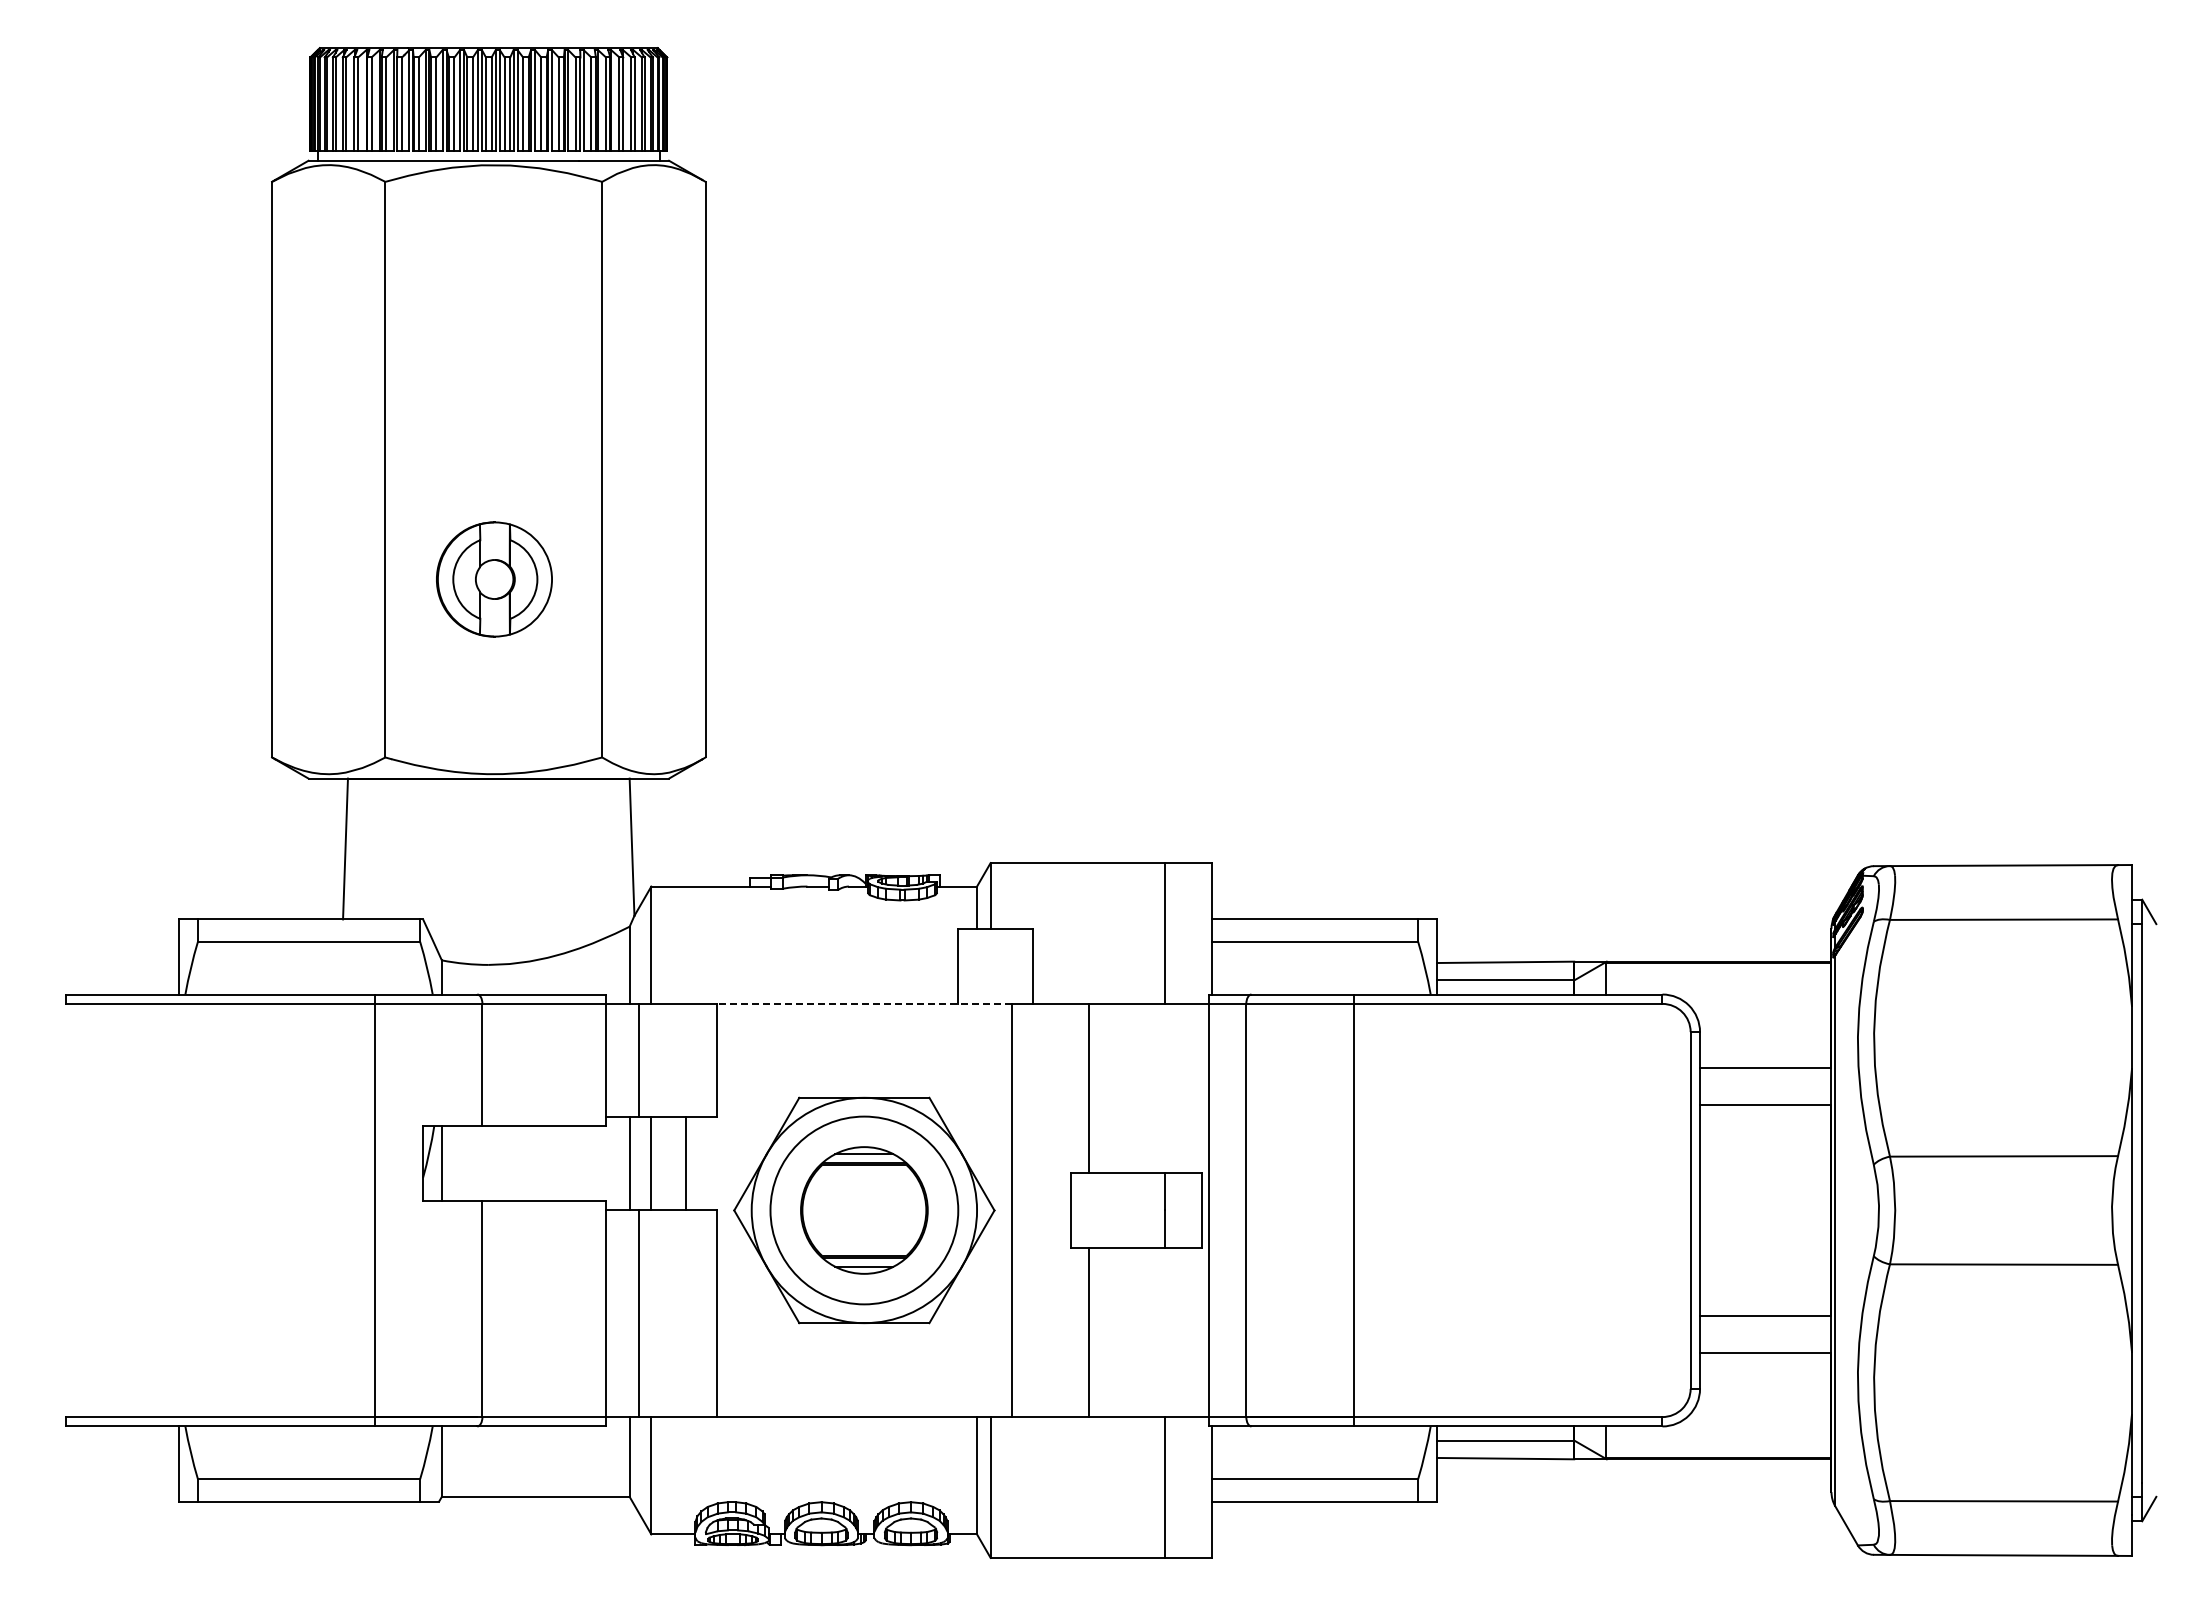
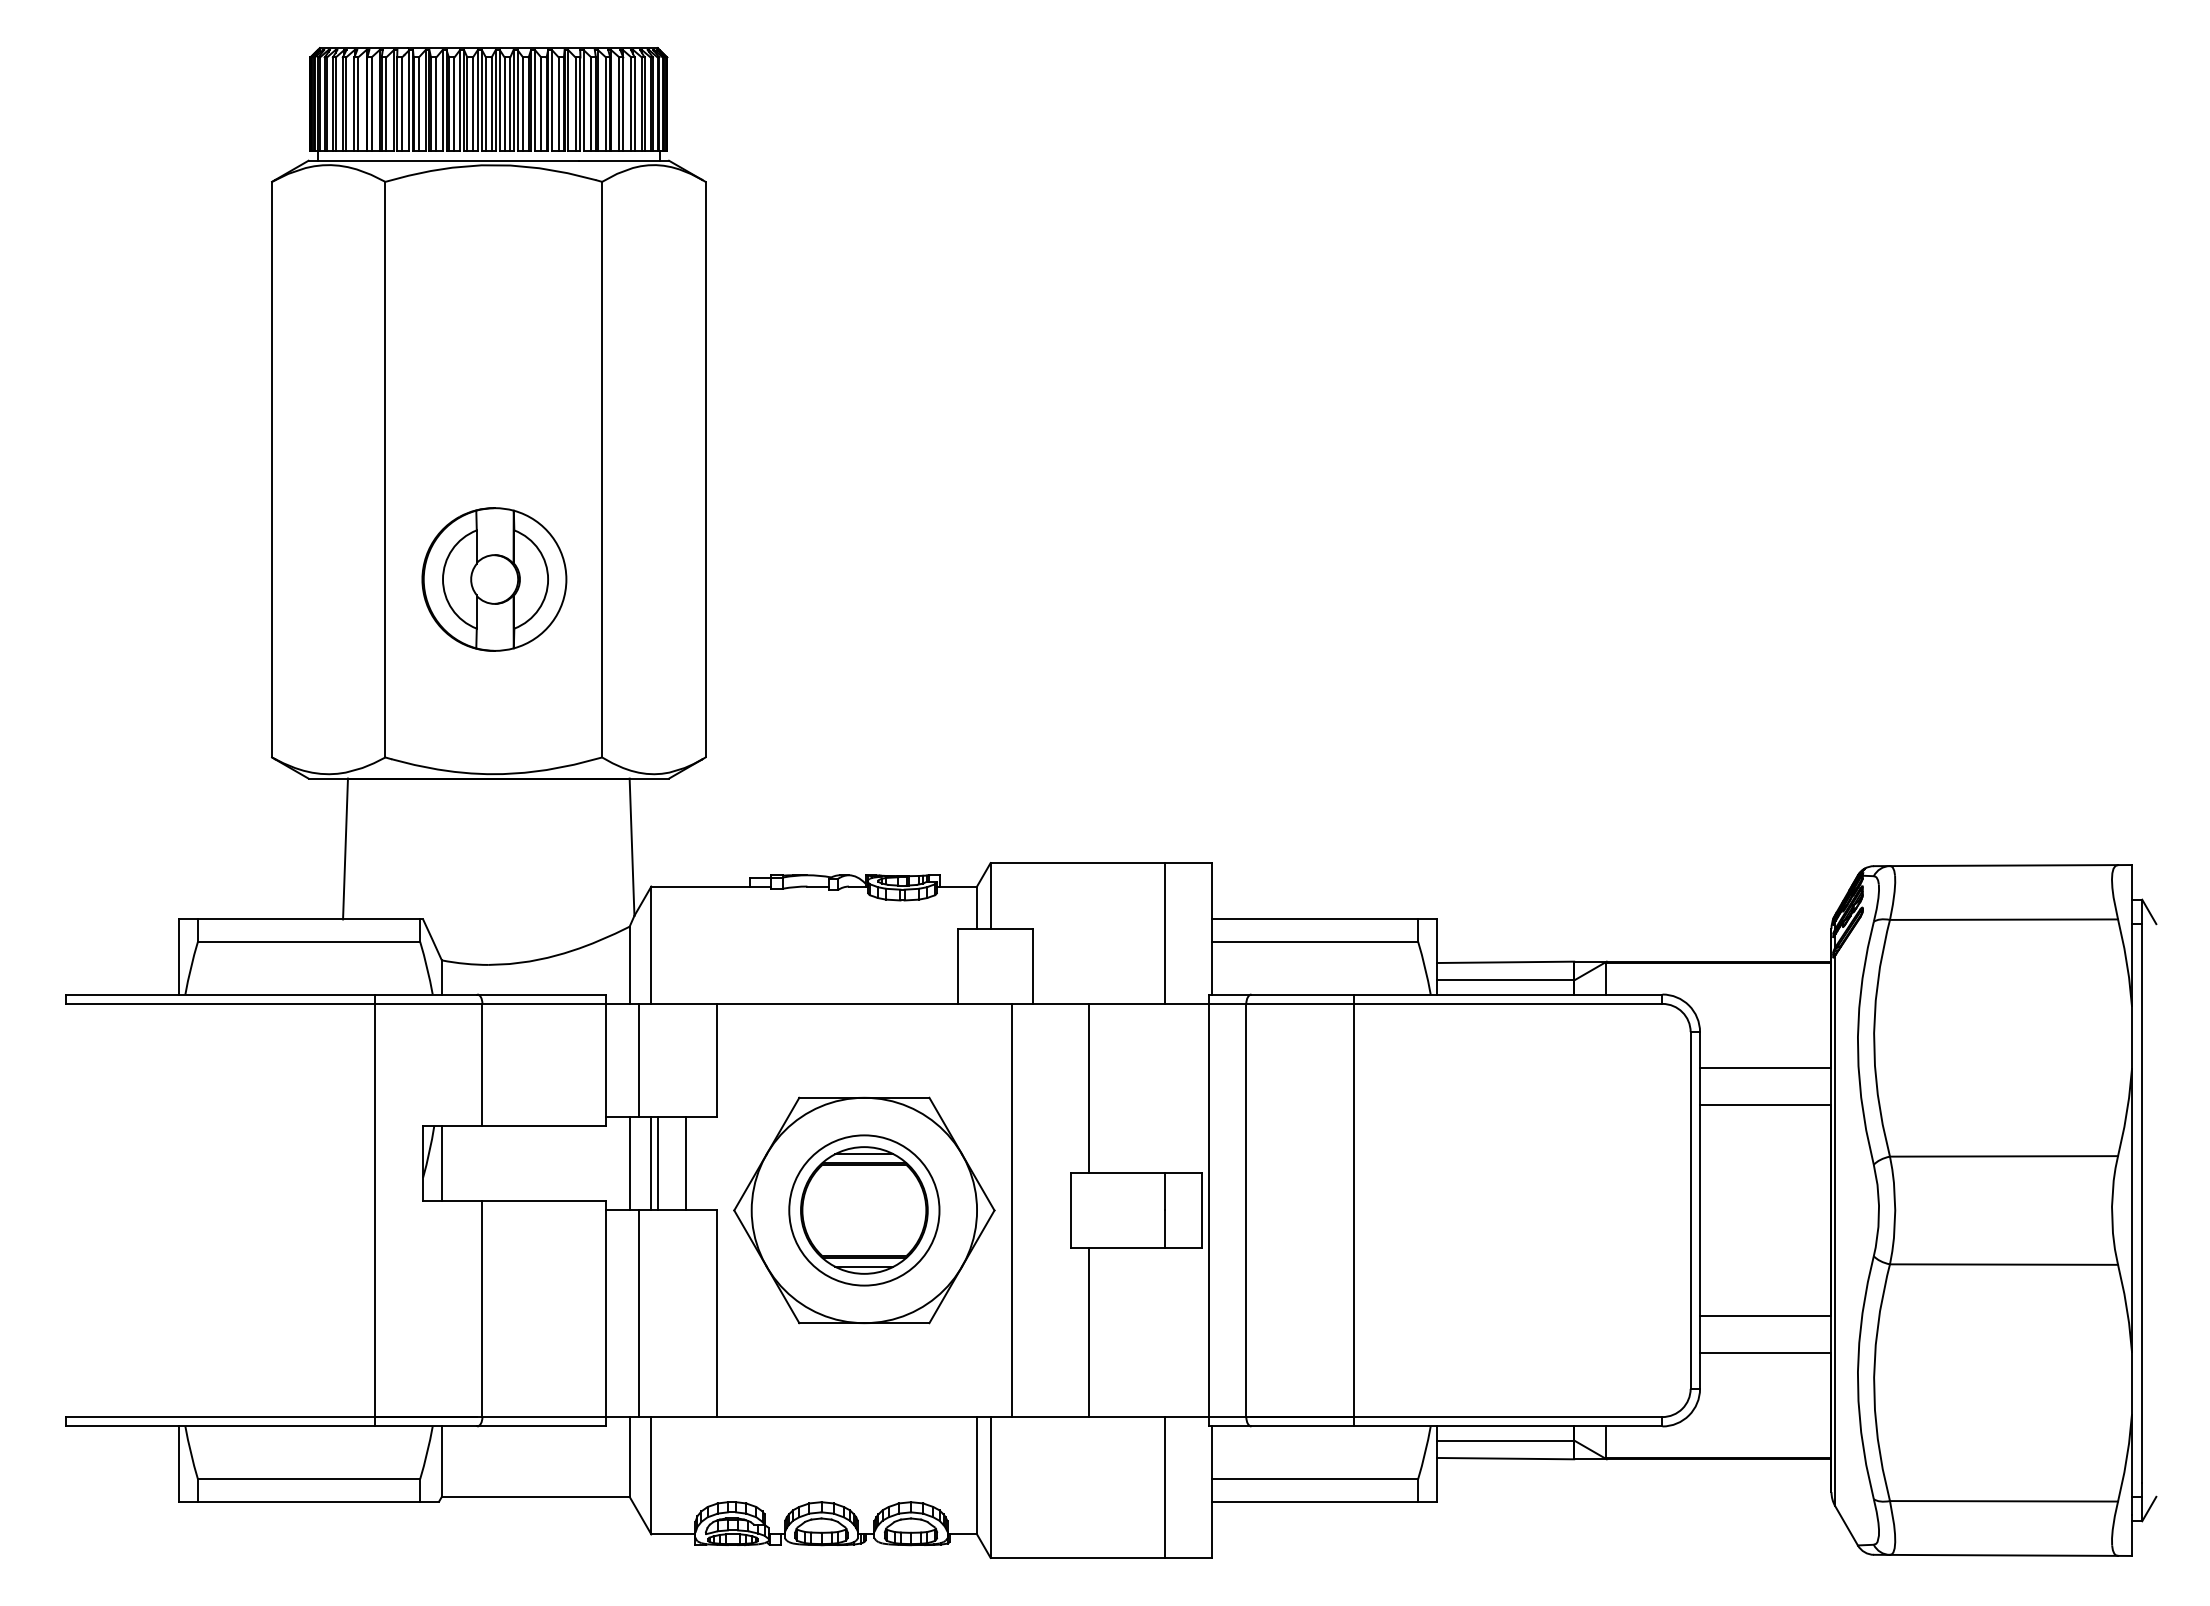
part size: 117x117 px -> 147x145 px (494, 579)
line: dashed -> solid (864, 1003)
line: none -> present (657, 1163)
circle diameter: 188 px -> 150 px (864, 1210)
